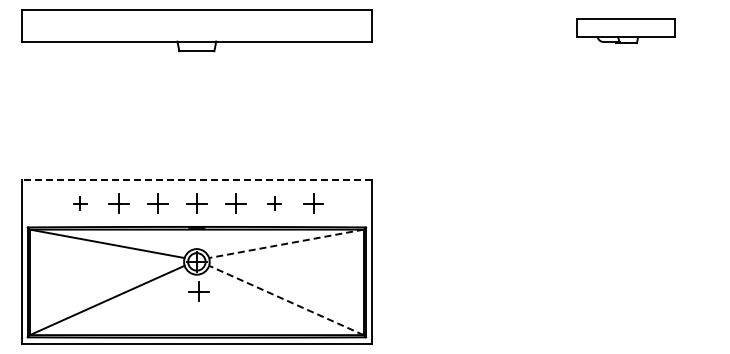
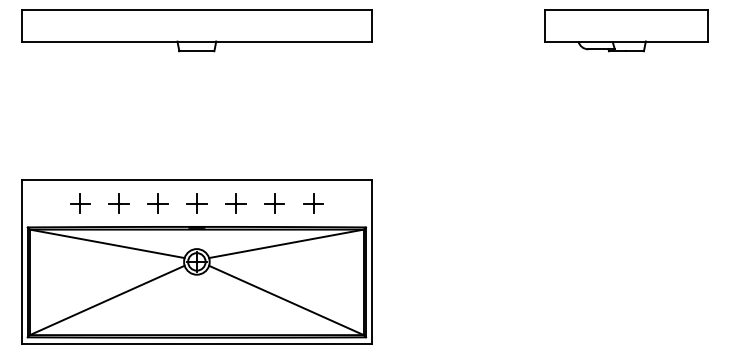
part size: 100x27 px -> 165x44 px (626, 30)
line: dashed -> solid (196, 180)
part size: 15x15 px -> 21x21 px (80, 203)
part size: 15x15 px -> 21x21 px (274, 203)
line: dashed -> solid (286, 243)
part: present -> none (198, 291)
line: dashed -> solid (286, 300)
